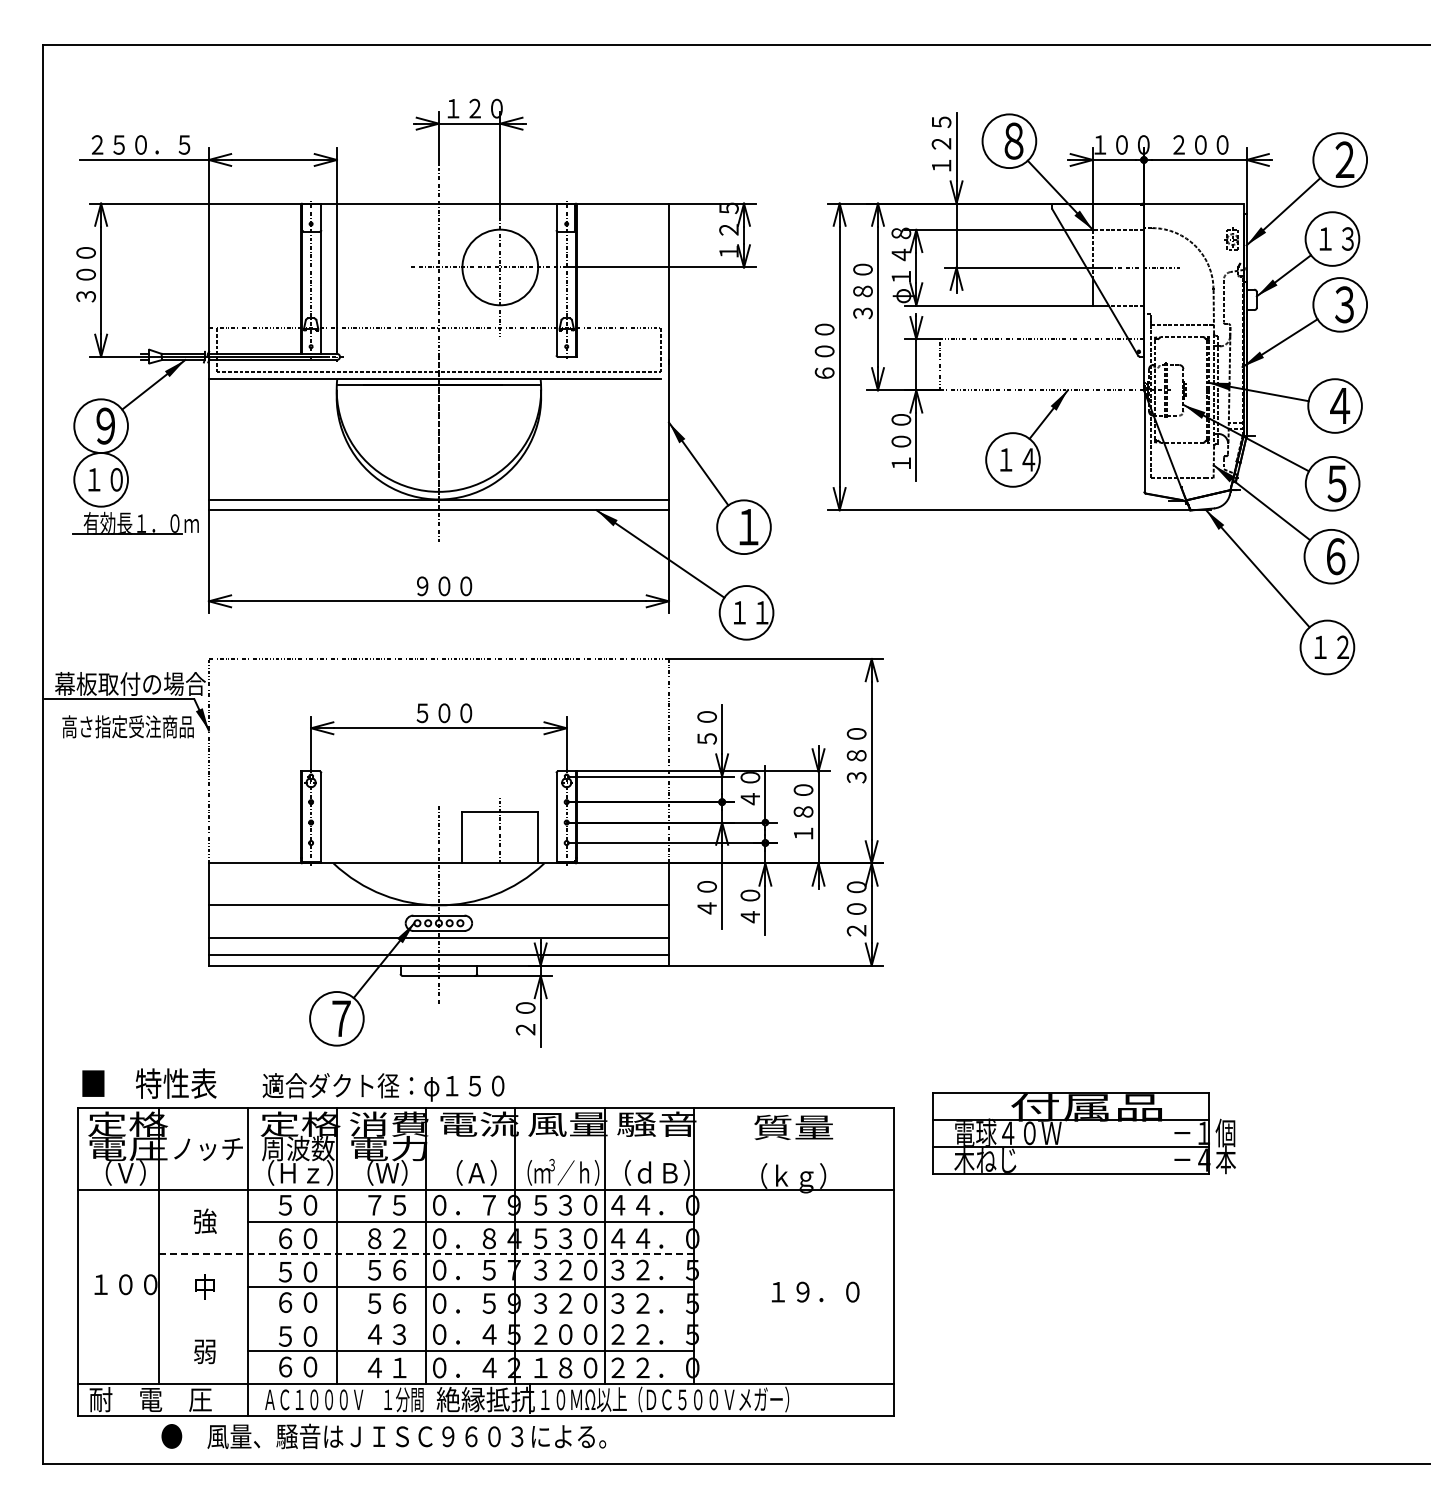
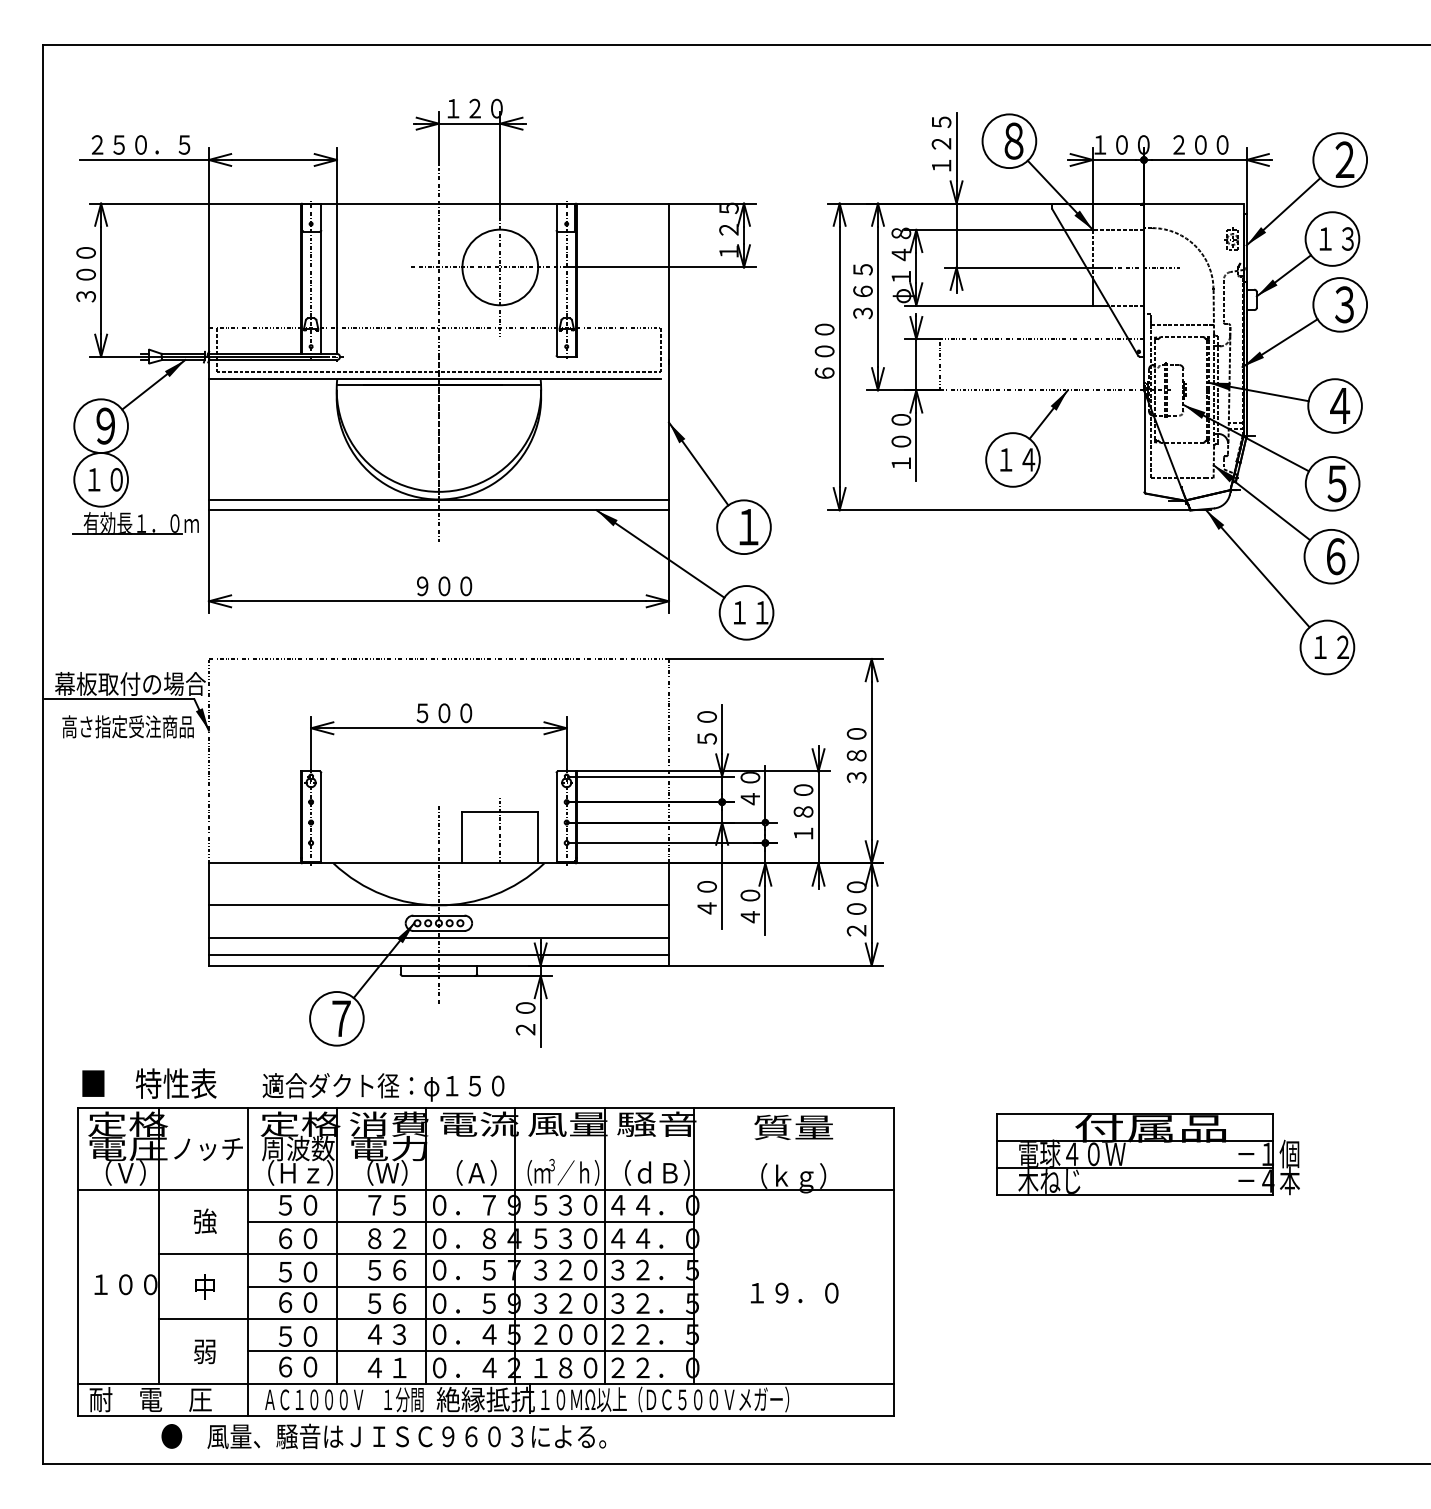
text: ３８０ -> ３６５ (862, 280)
part position: (1083, 1133) -> (1147, 1154) (1147, 1154)
line: dashed -> solid (426, 1254)
text position: (815, 1291) -> (794, 1292) (794, 1292)
line: none -> present (425, 1319)
